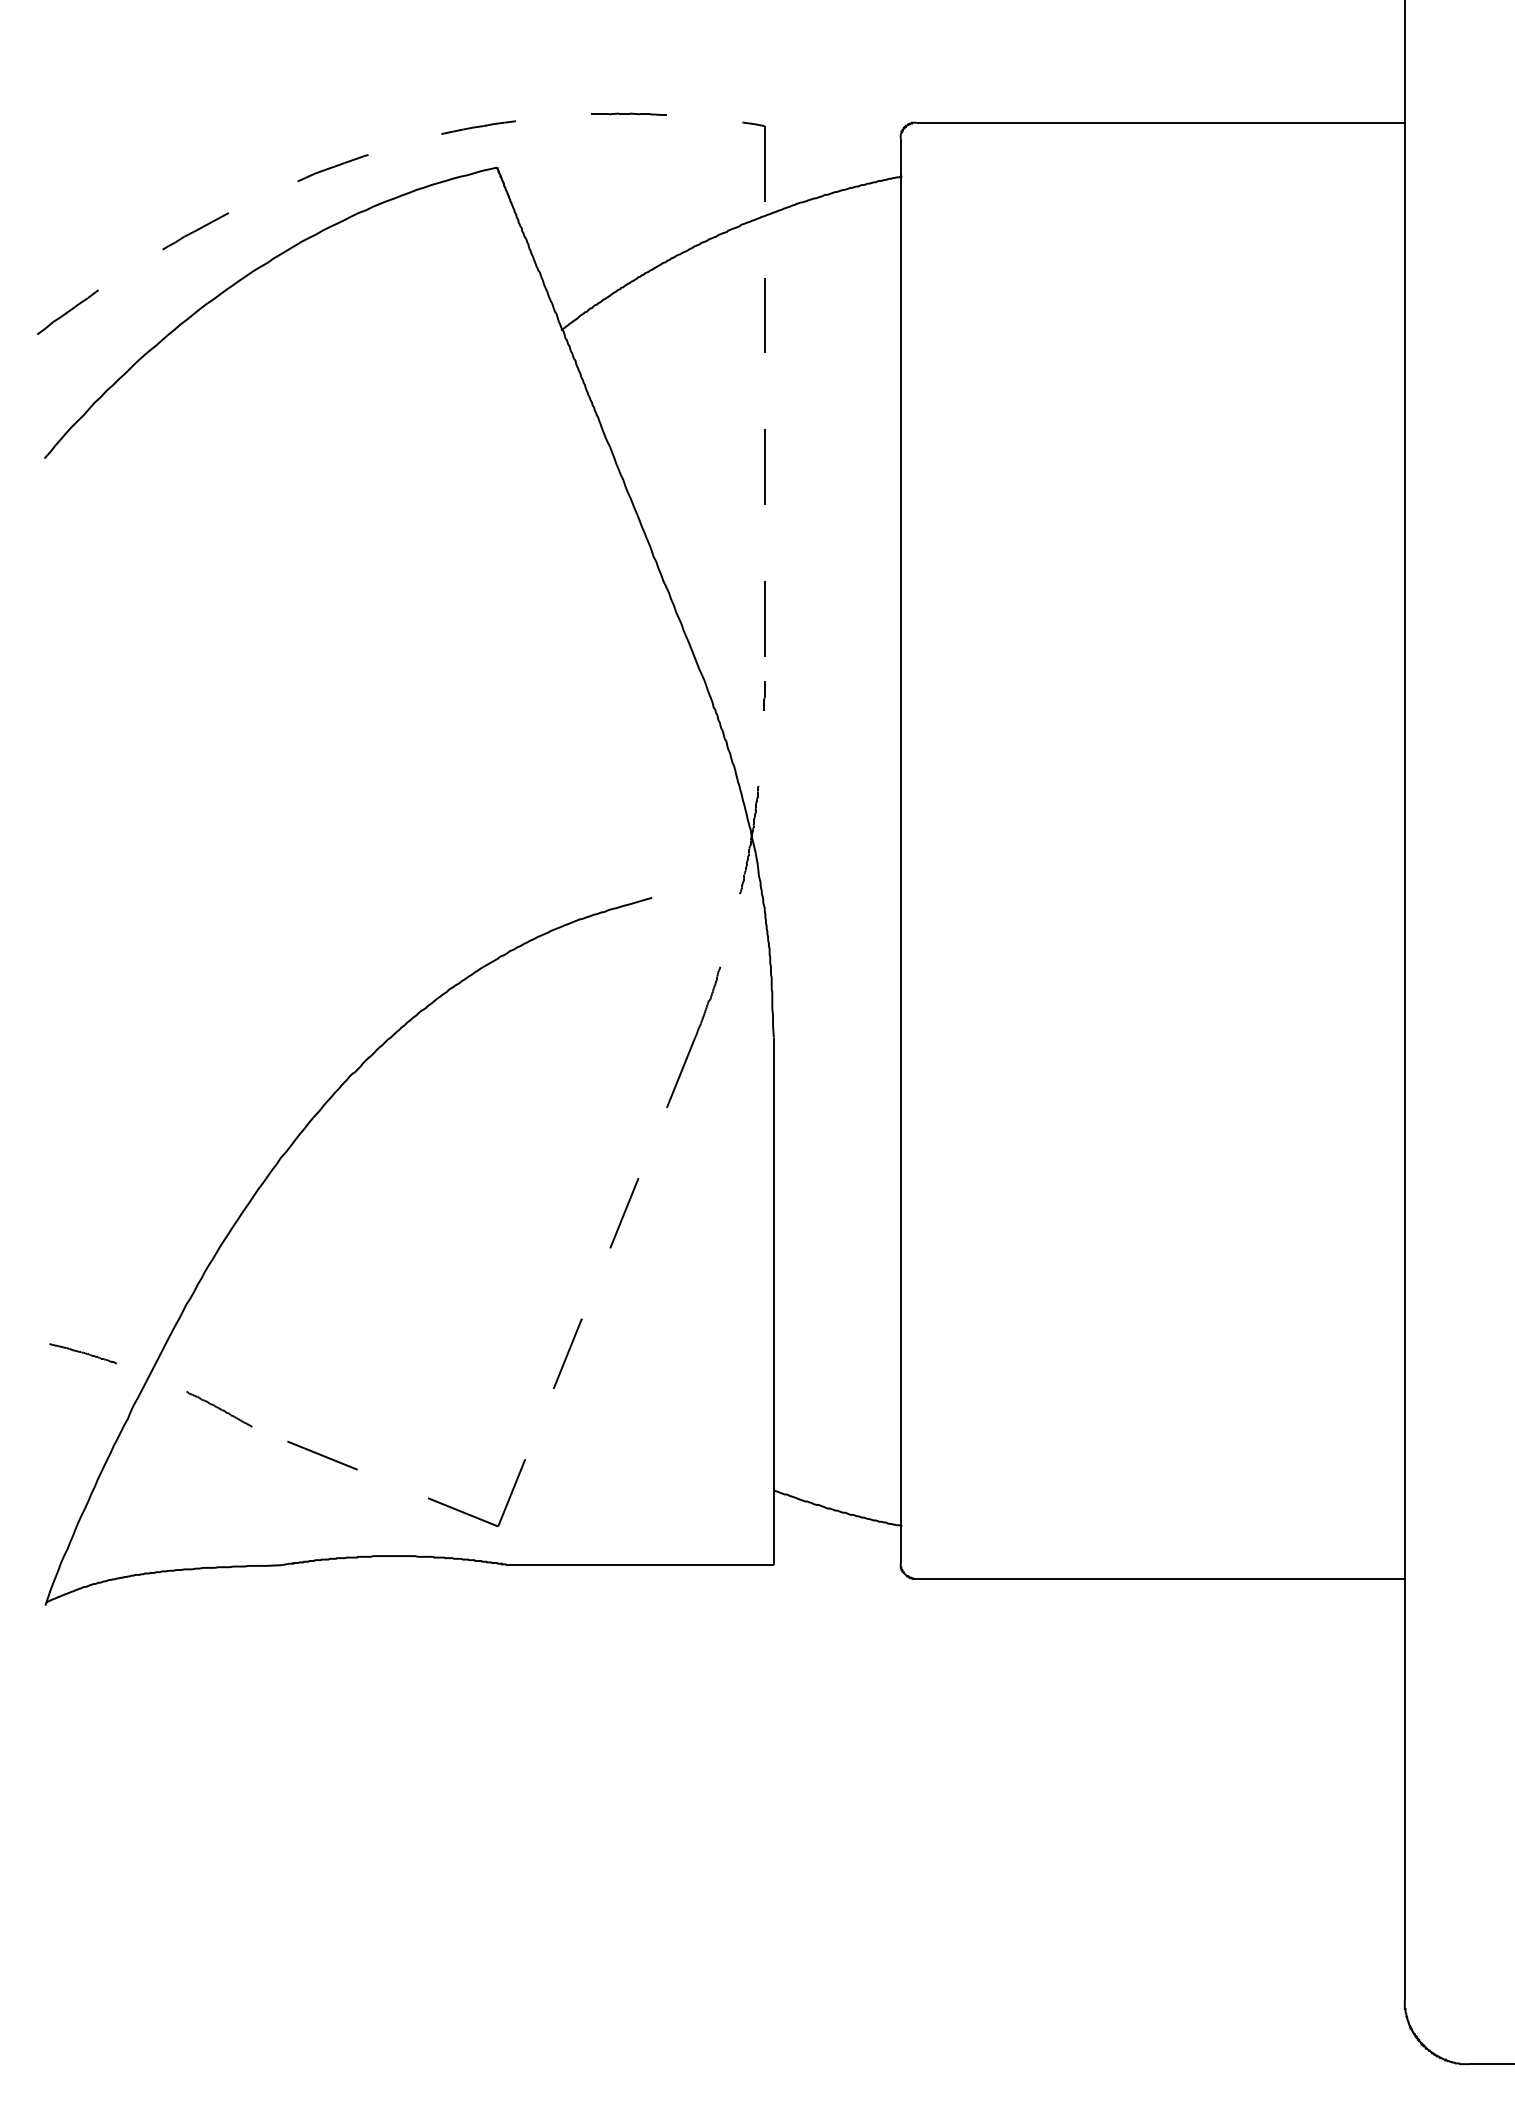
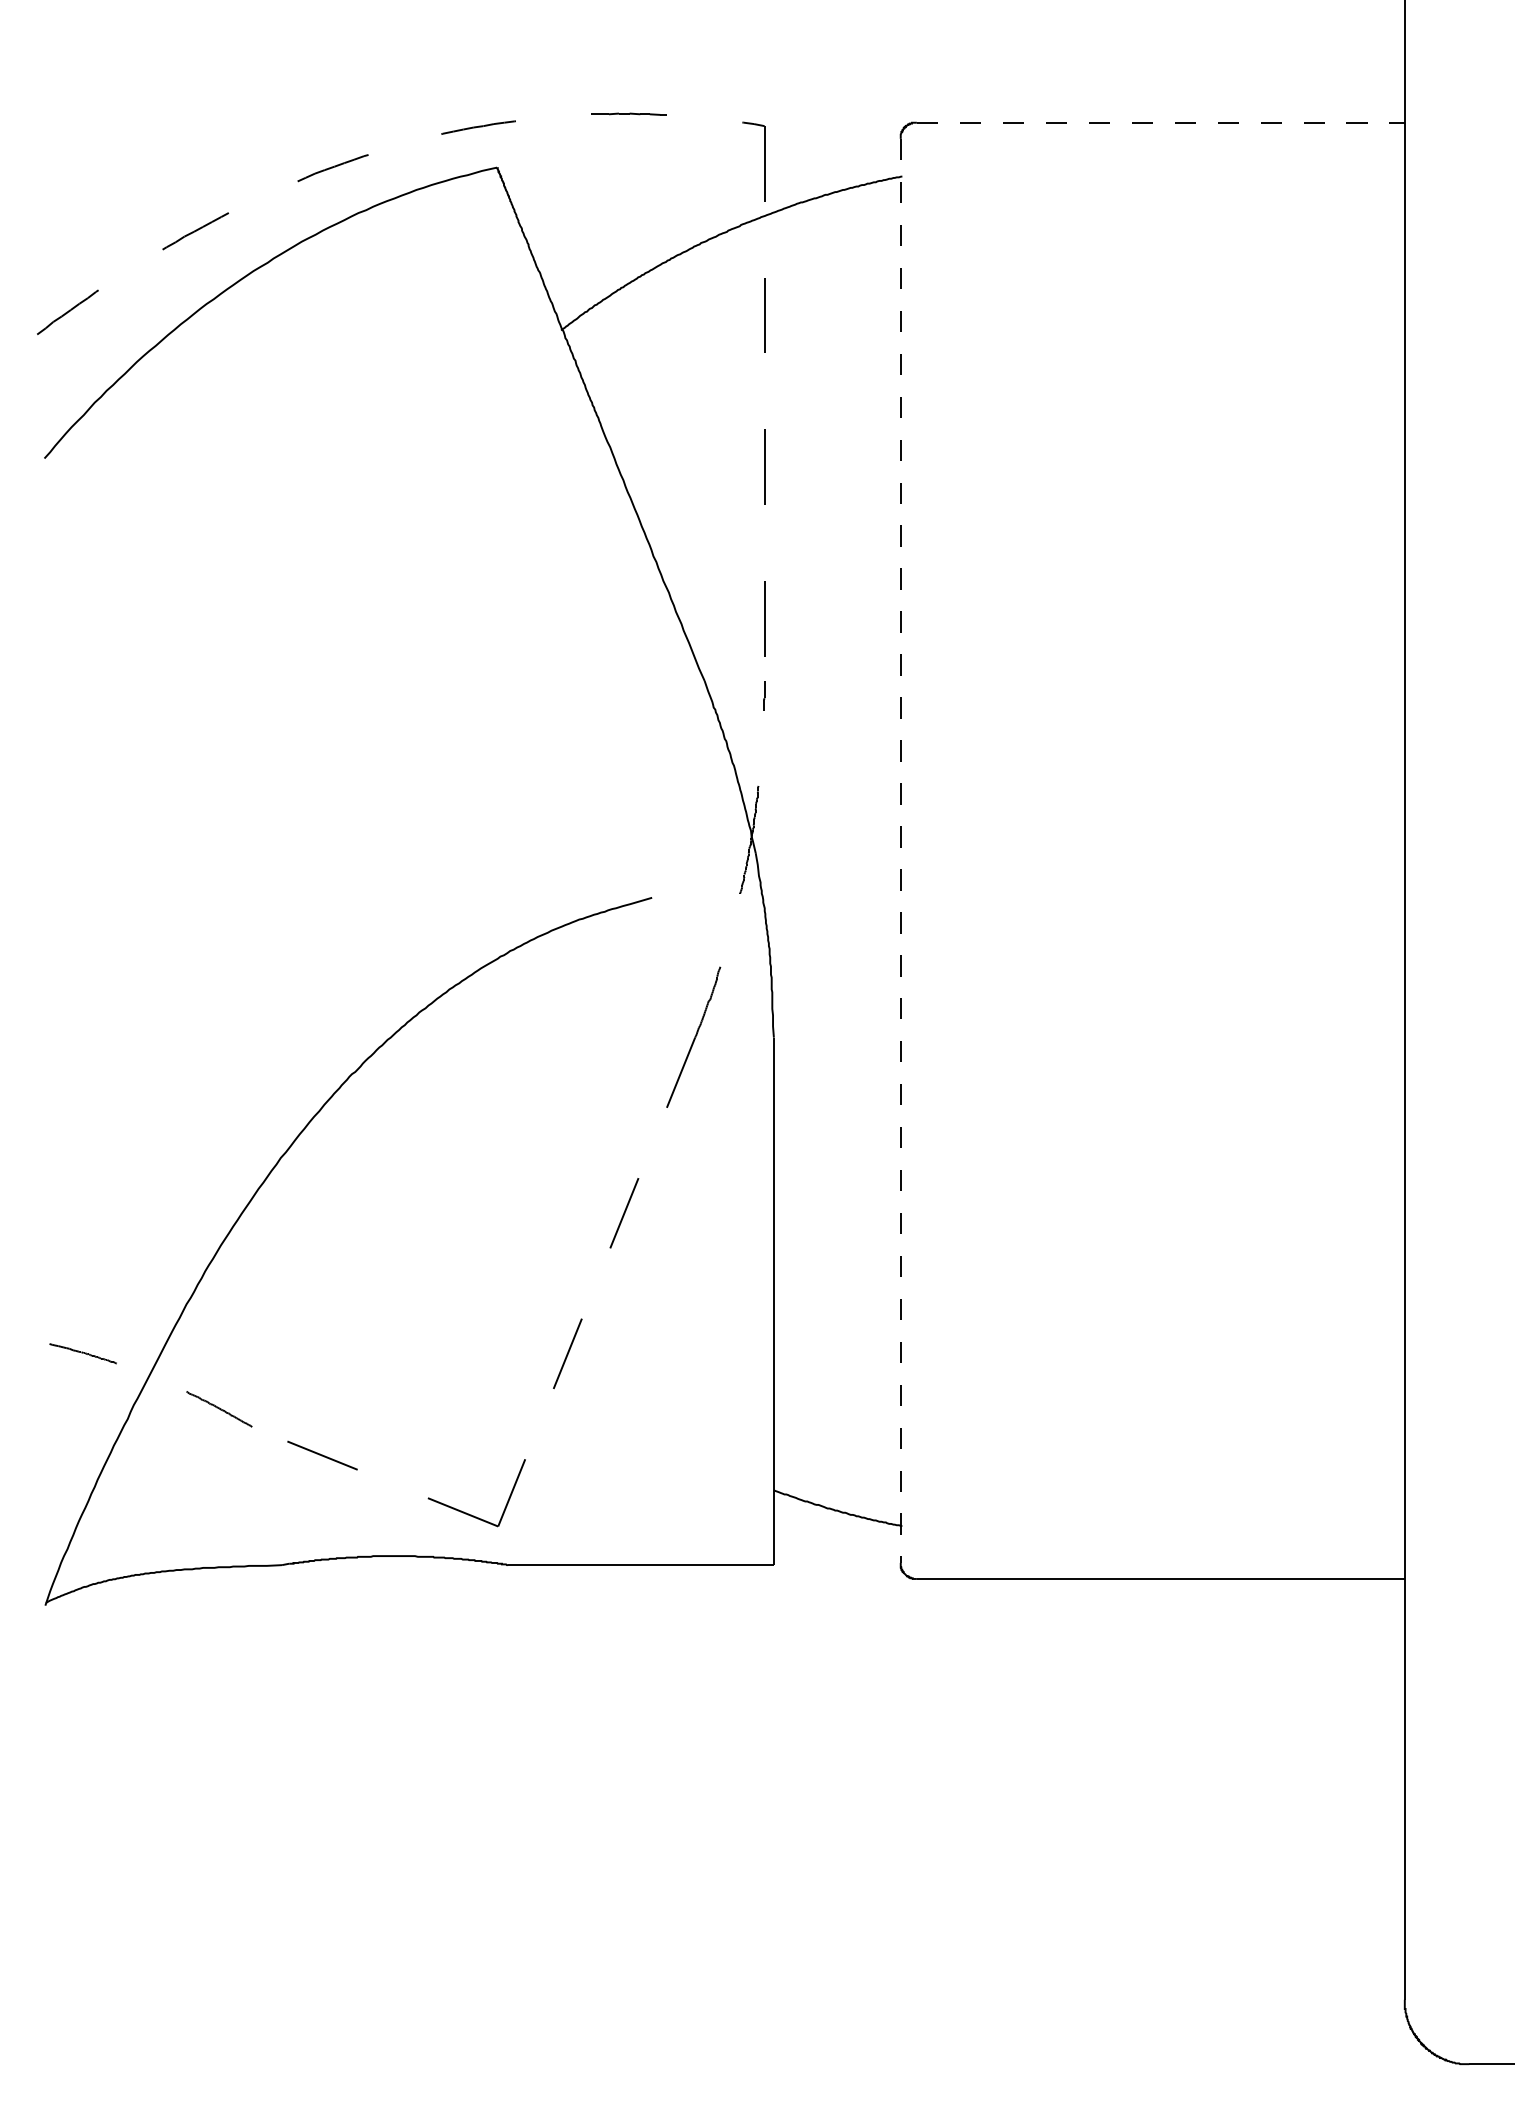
line: solid -> dashed (1160, 122)
line: solid -> dashed (900, 851)
